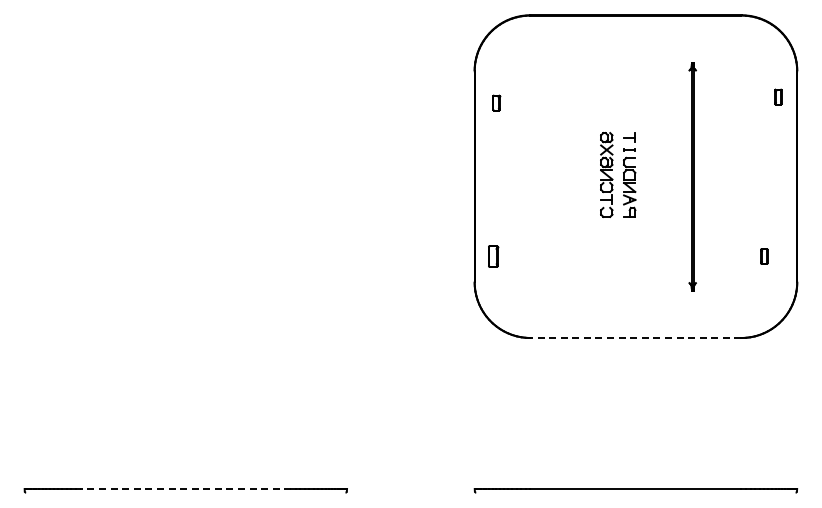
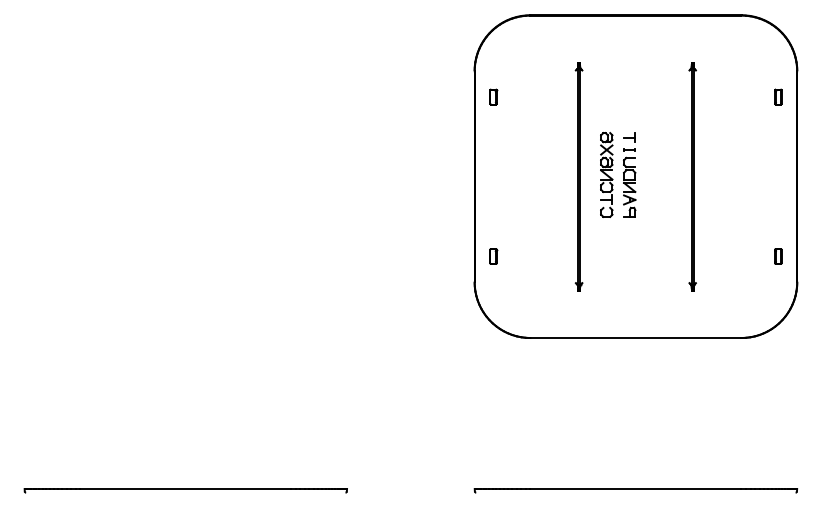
part position: (496, 102) -> (493, 96) (493, 96)
part: none -> present (578, 176)
part size: 12x23 px -> 10x17 px (493, 256)
part position: (764, 256) -> (778, 256) (778, 256)
line: dashed -> solid (635, 338)
line: dashed -> solid (185, 489)
